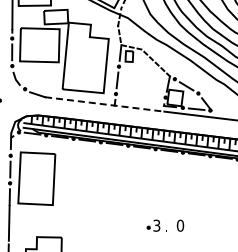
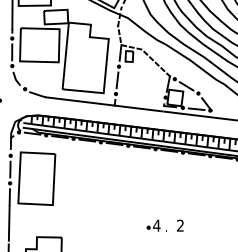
line: dashed -> solid (104, 104)
text: 3 -> 4 (156, 225)
text: 0 -> 2 (180, 225)
